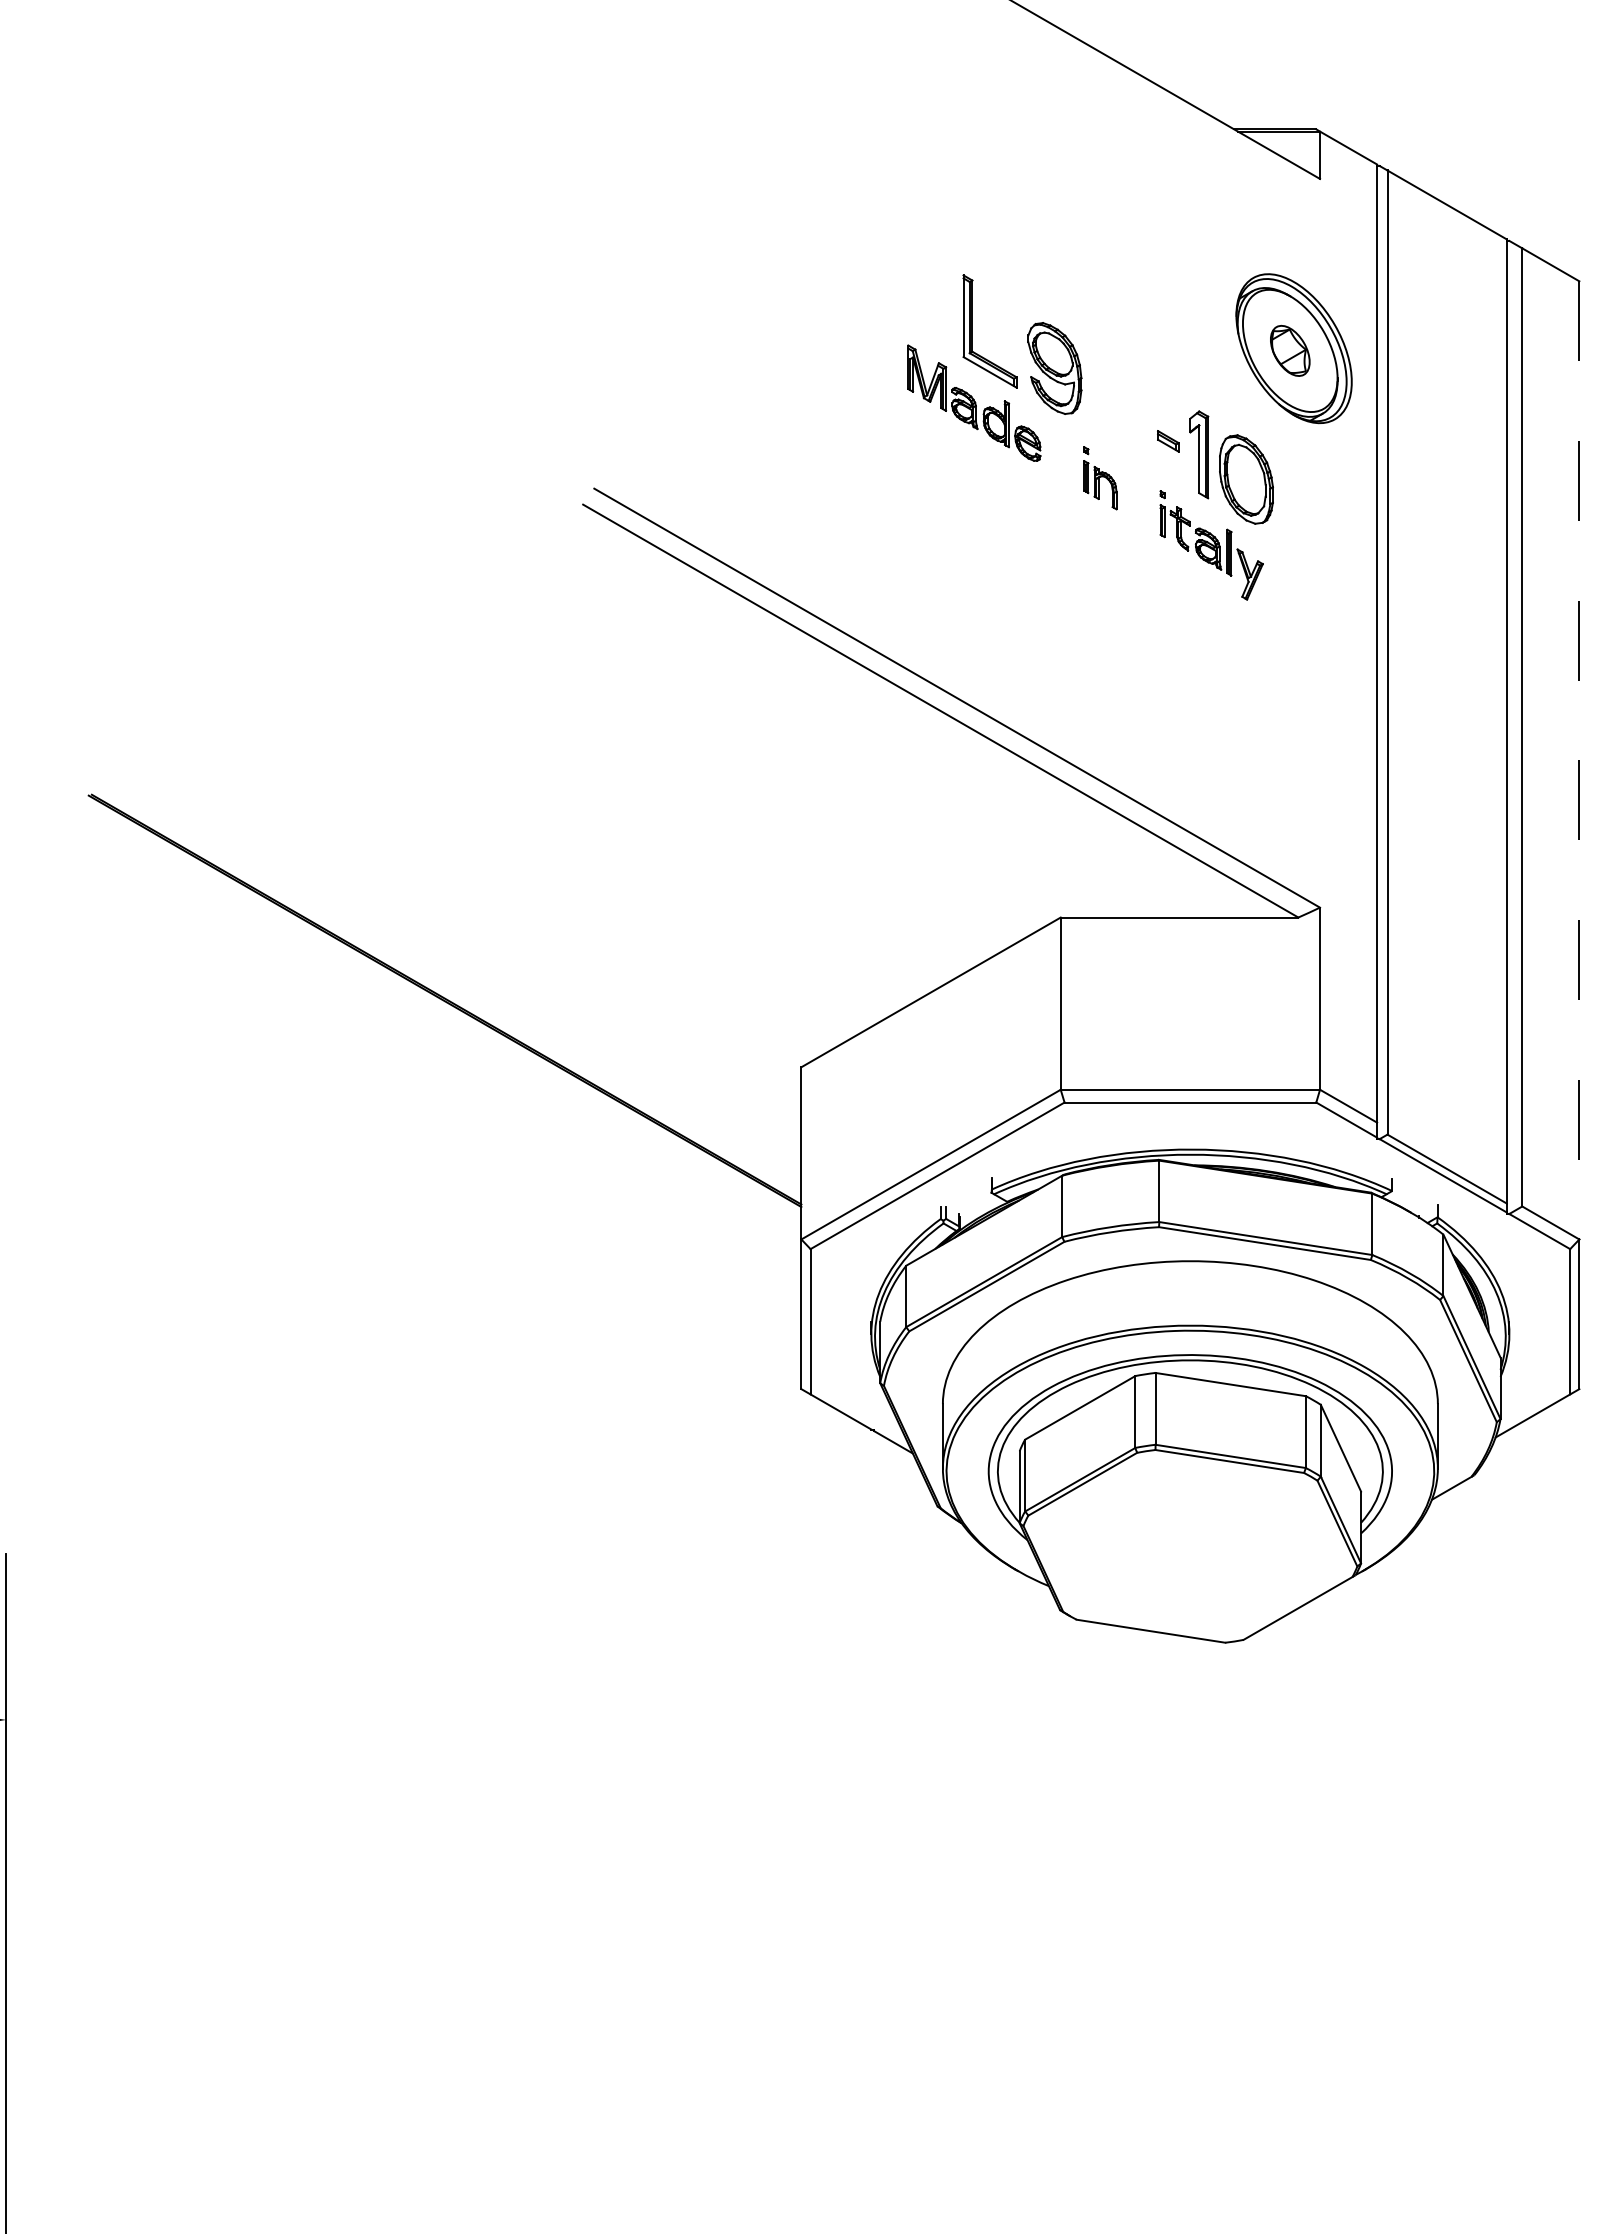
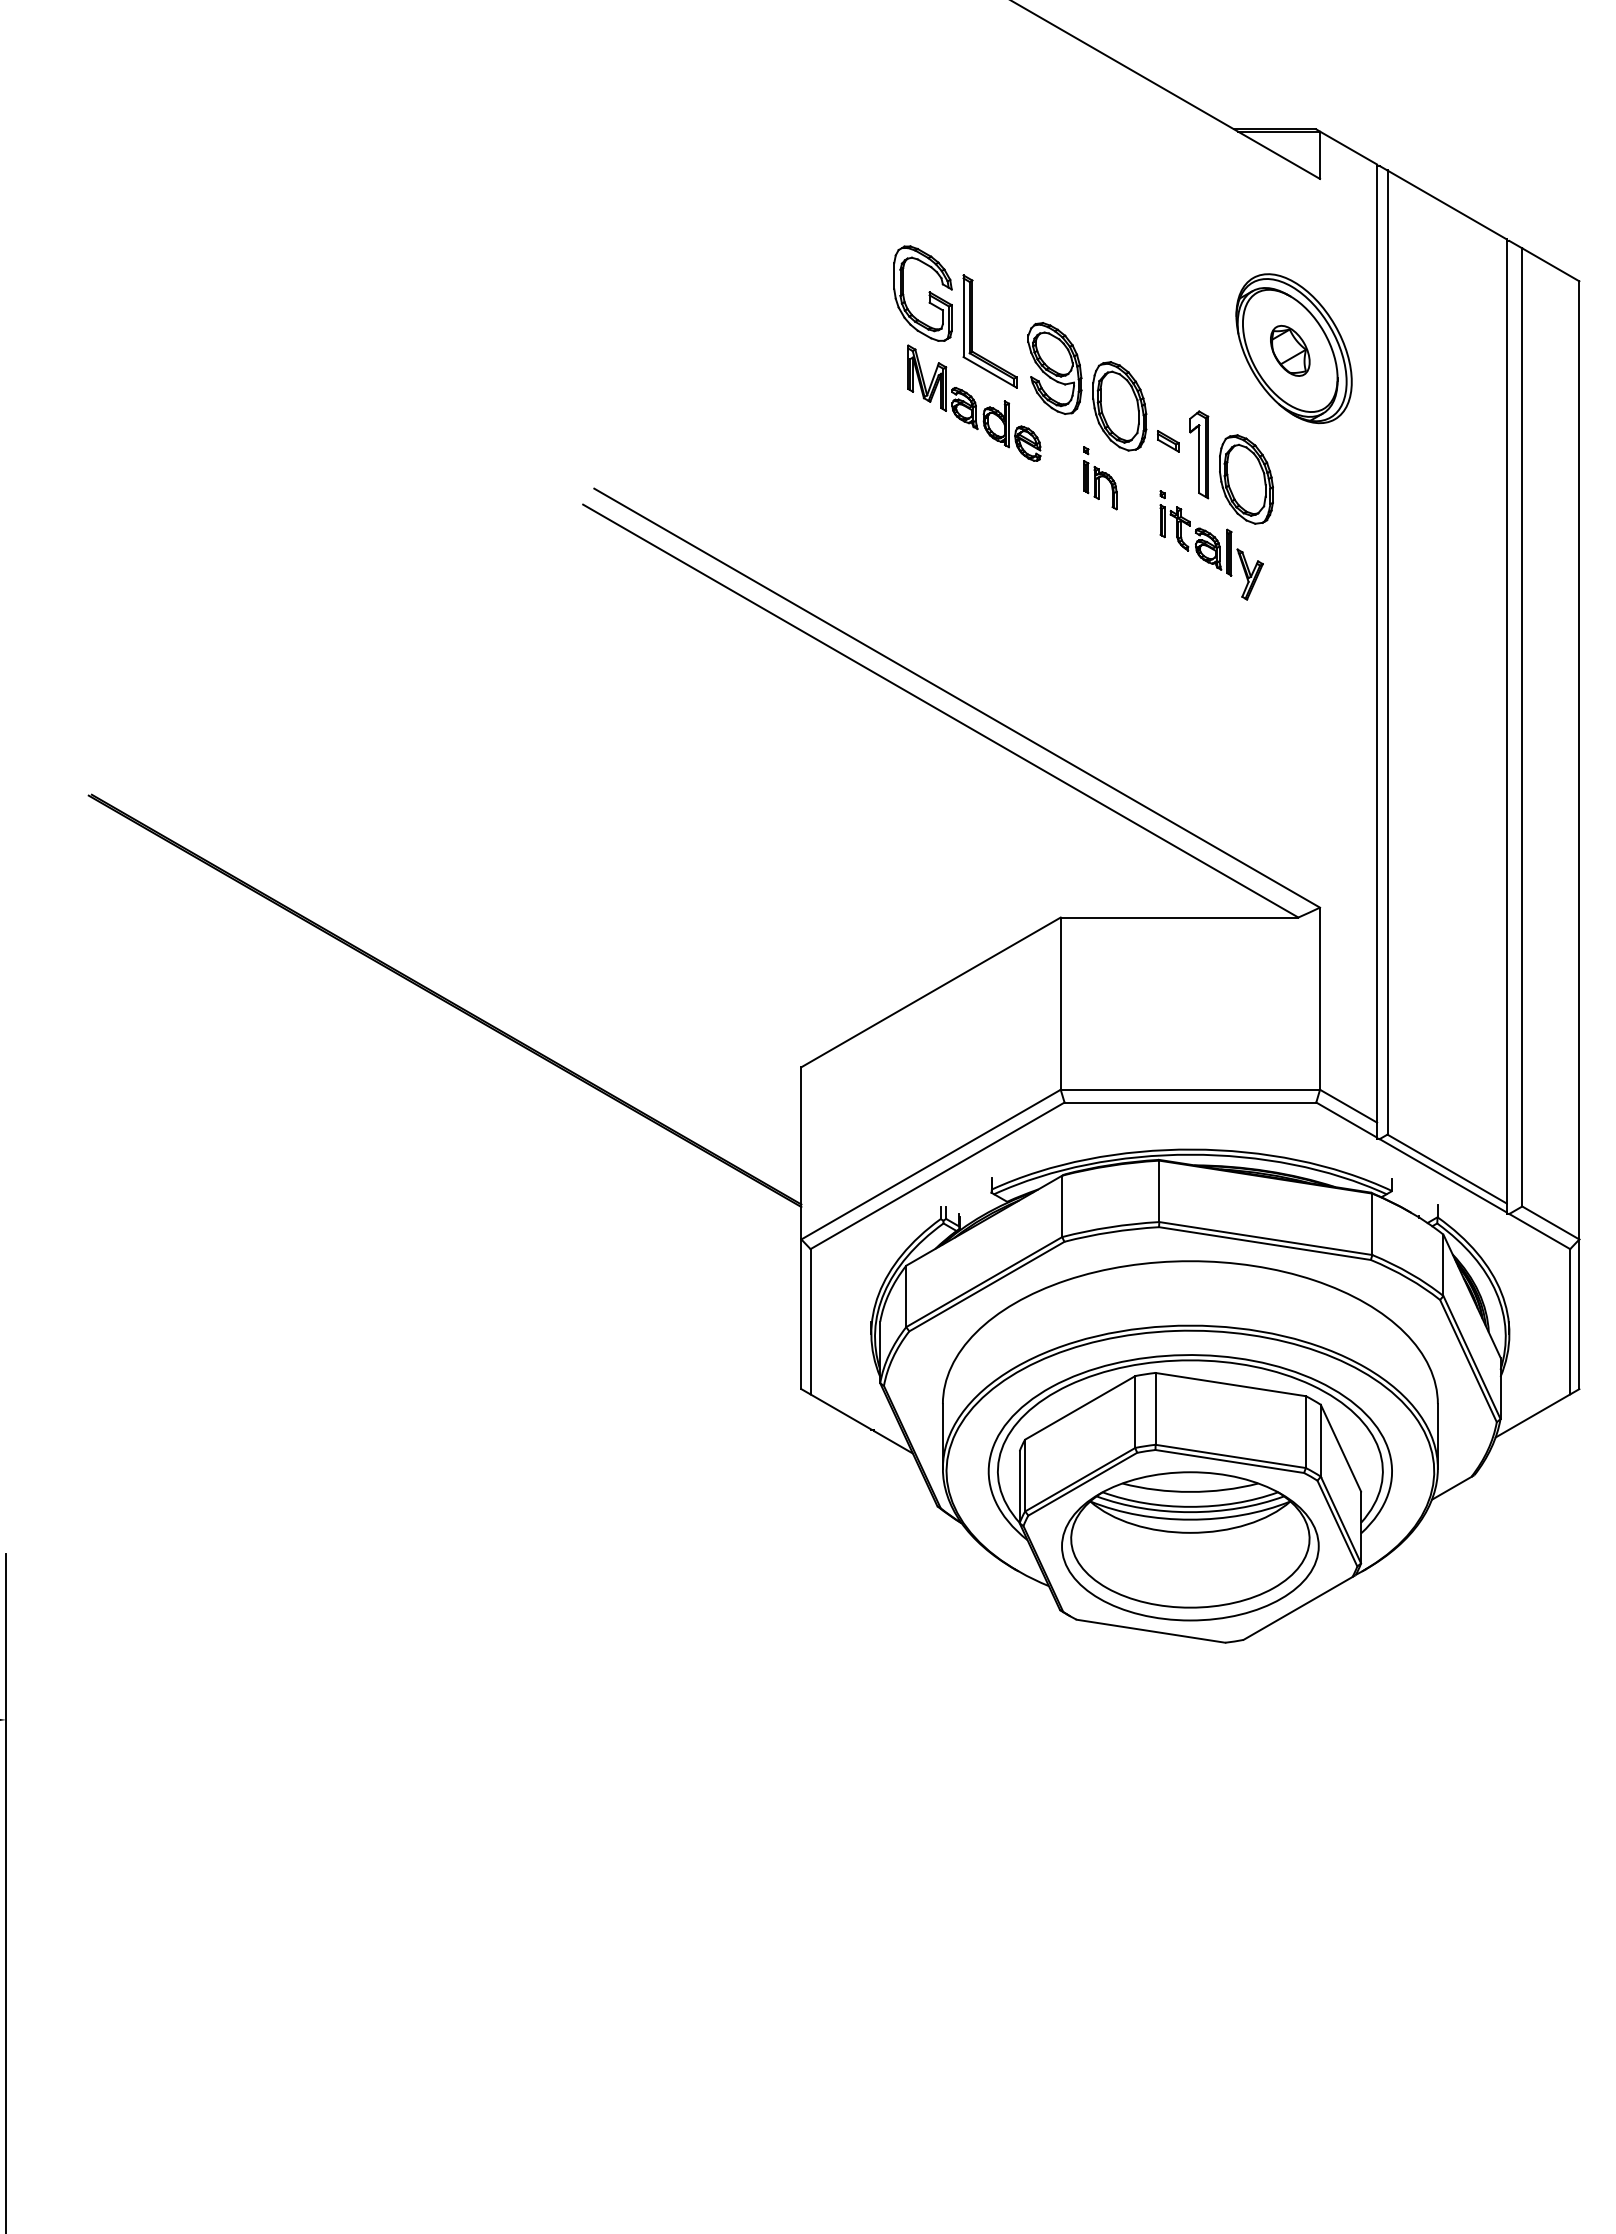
part: none -> present (928, 292)
part: none -> present (1119, 406)
line: dashed -> solid (1579, 760)
part: none -> present (1190, 1546)
